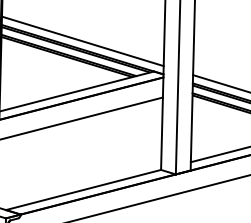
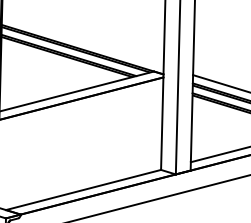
line: present -> none (82, 41)
line: present -> none (82, 117)
